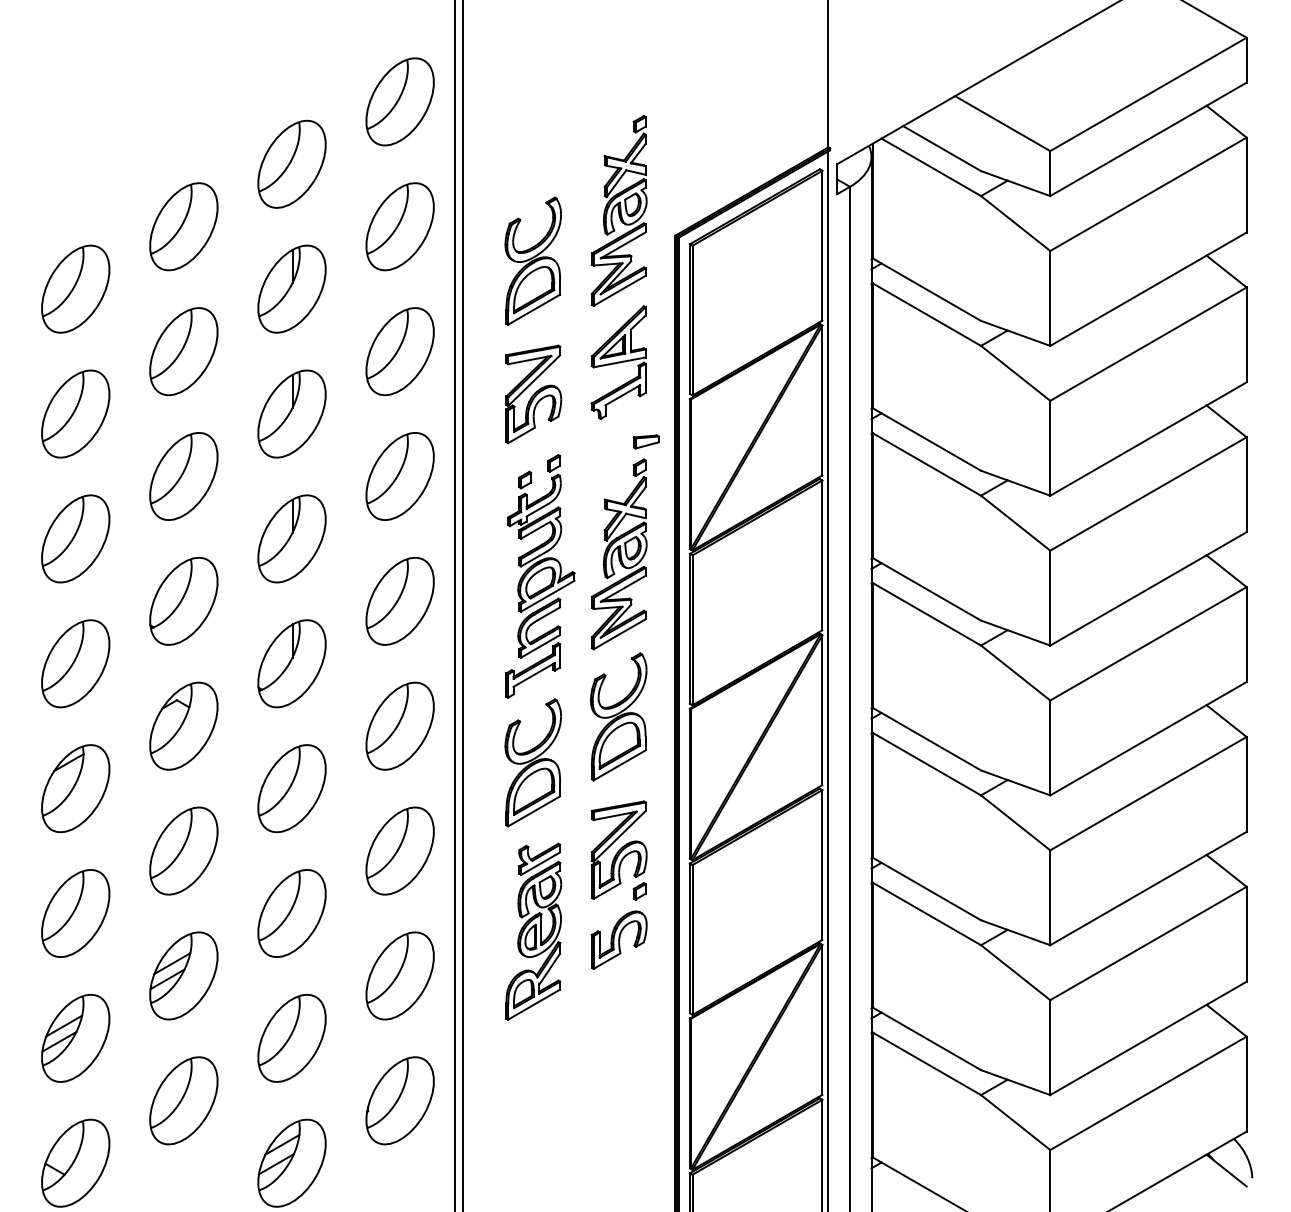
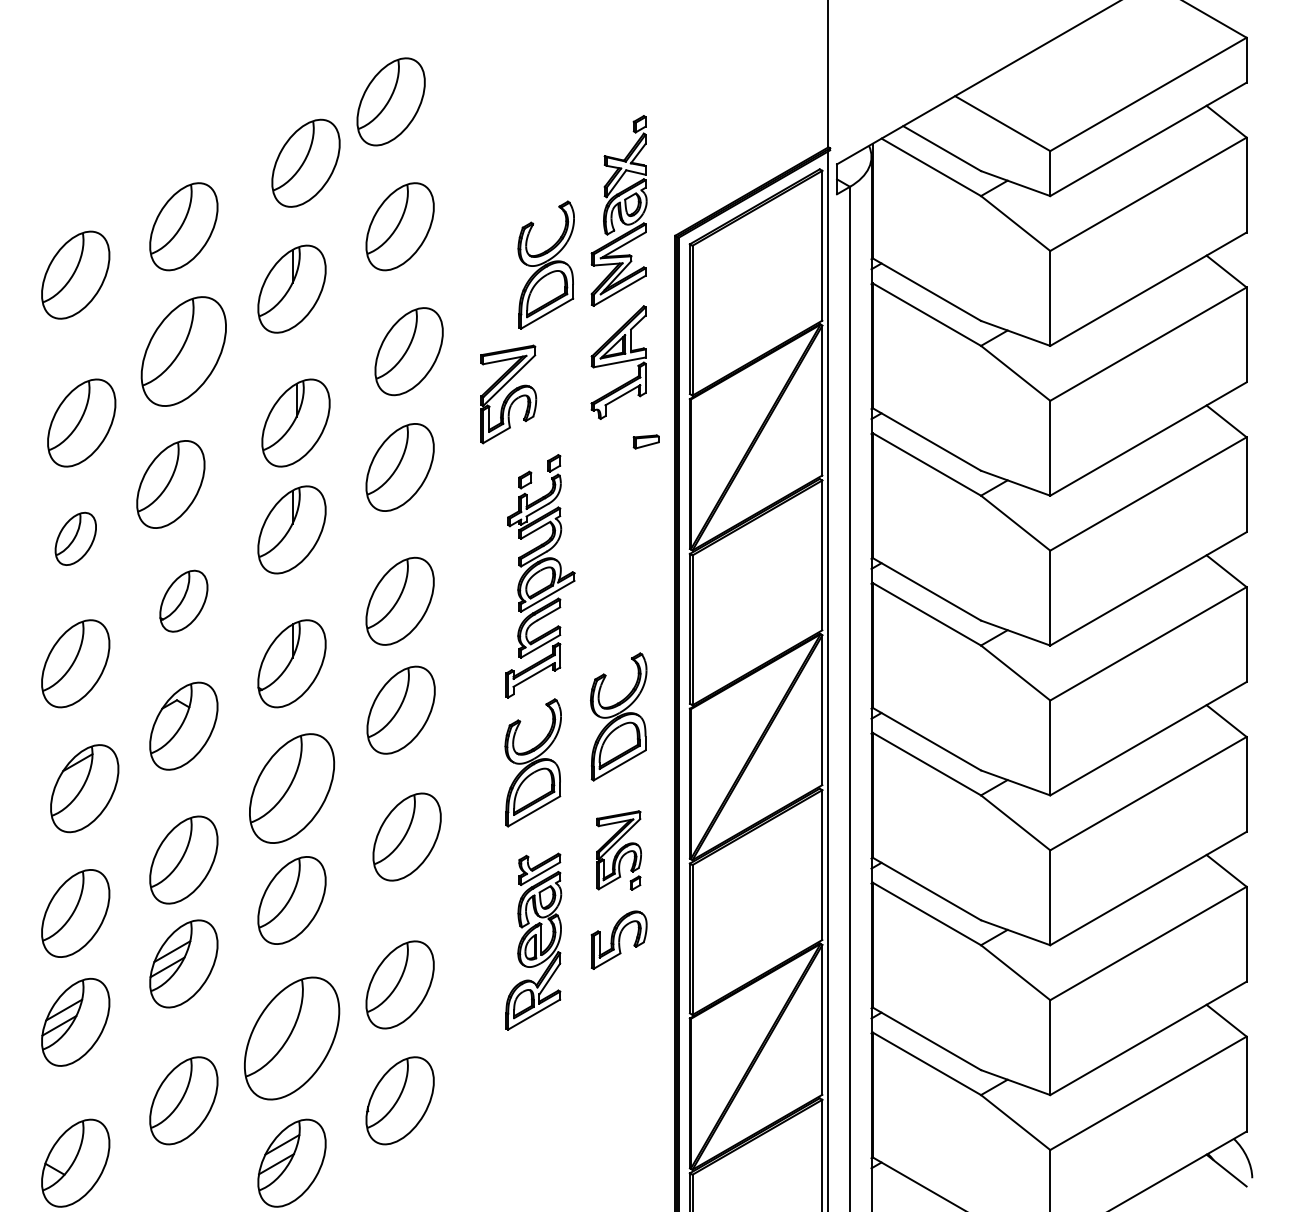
part position: (399, 101) -> (390, 101) (390, 101)
part position: (291, 163) -> (305, 162) (305, 162)
part position: (532, 260) -> (545, 264) (545, 264)
part position: (75, 288) -> (75, 274) (75, 274)
part size: 70x90 px -> 87x111 px (183, 351)
part position: (399, 351) -> (408, 351) (408, 351)
part position: (533, 394) -> (508, 394) (508, 394)
part position: (75, 413) -> (81, 422) (81, 422)
part position: (291, 413) -> (295, 422) (295, 422)
part position: (183, 476) -> (170, 484) (170, 484)
part position: (399, 476) -> (399, 467) (399, 467)
part size: 70x90 px -> 43x55 px (75, 538)
part position: (291, 538) -> (291, 529) (291, 529)
part: present -> none (618, 554)
part size: 70x90 px -> 50x64 px (183, 600)
line: present -> none (454, 605)
line: present -> none (463, 605)
part position: (399, 725) -> (400, 709) (400, 709)
part position: (75, 788) -> (84, 788) (84, 788)
part size: 70x90 px -> 87x111 px (292, 788)
part position: (183, 850) -> (183, 859) (183, 859)
part position: (399, 850) -> (406, 836) (406, 836)
part size: 58x101 px -> 46x81 px (618, 850)
part position: (291, 913) -> (291, 900) (291, 900)
part position: (533, 931) -> (533, 941) (533, 941)
part position: (183, 975) -> (183, 963) (183, 963)
part position: (399, 975) -> (399, 984) (399, 984)
part position: (75, 1037) -> (75, 1021) (75, 1021)
part size: 70x90 px -> 97x125 px (292, 1038)
